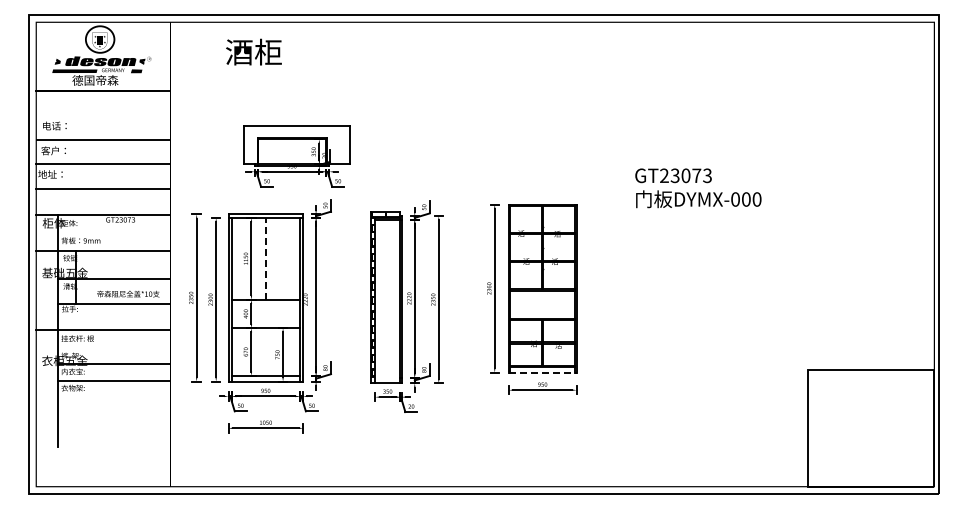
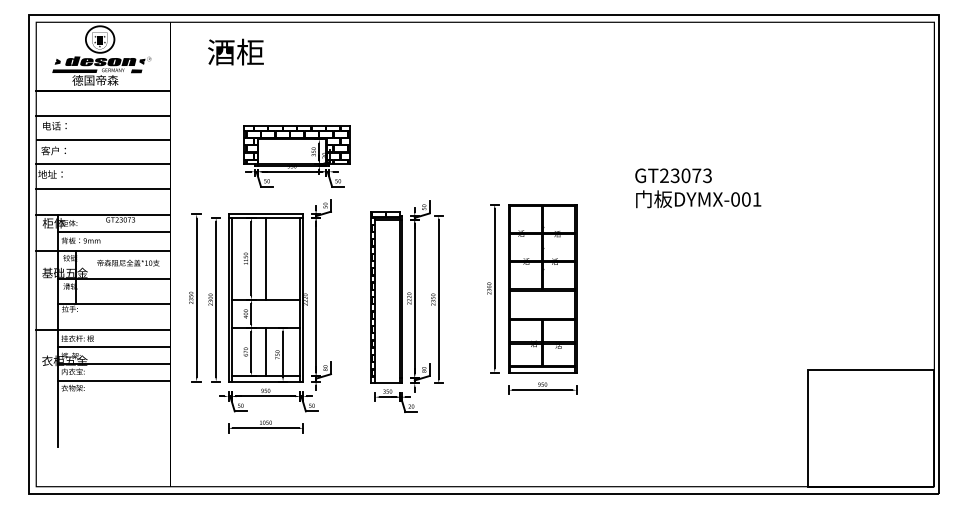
text position: (253, 51) -> (235, 51) (235, 51)
line: none -> present (103, 115)
hatch: none -> present (297, 145)
text: DYMX-000 -> DYMX-001 (756, 199)
line: none -> present (114, 232)
line: dashed -> solid (265, 258)
text position: (128, 293) -> (128, 262) (128, 262)
line: none -> present (114, 347)
line: none -> present (265, 351)
line: dashed -> solid (542, 372)
